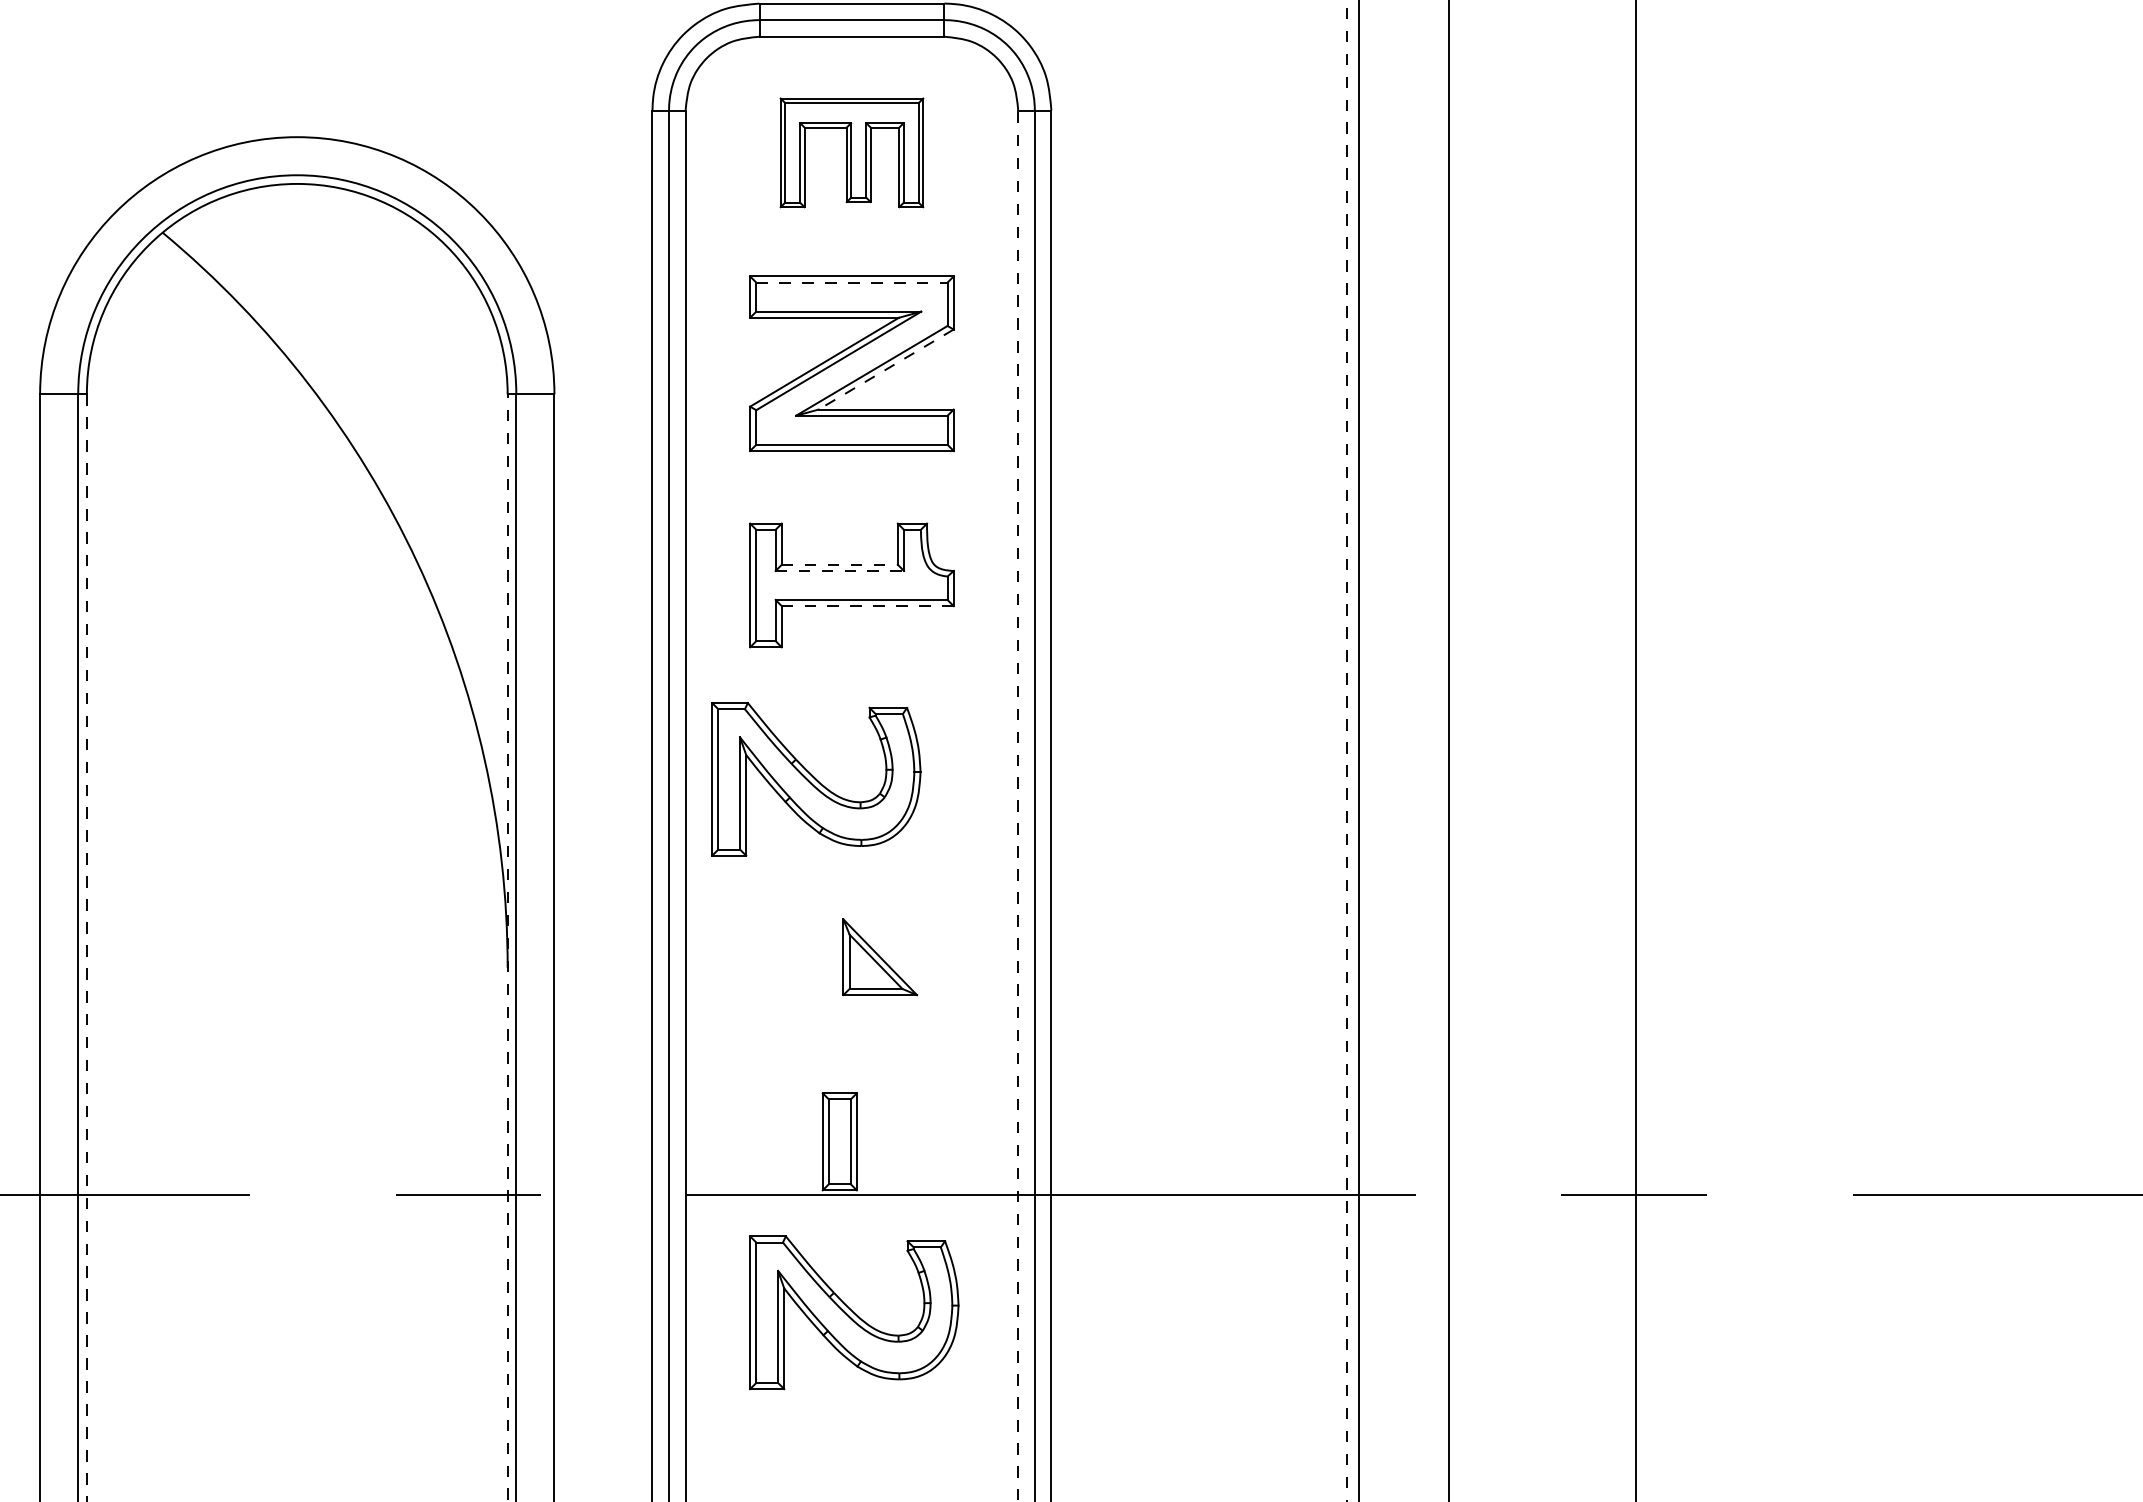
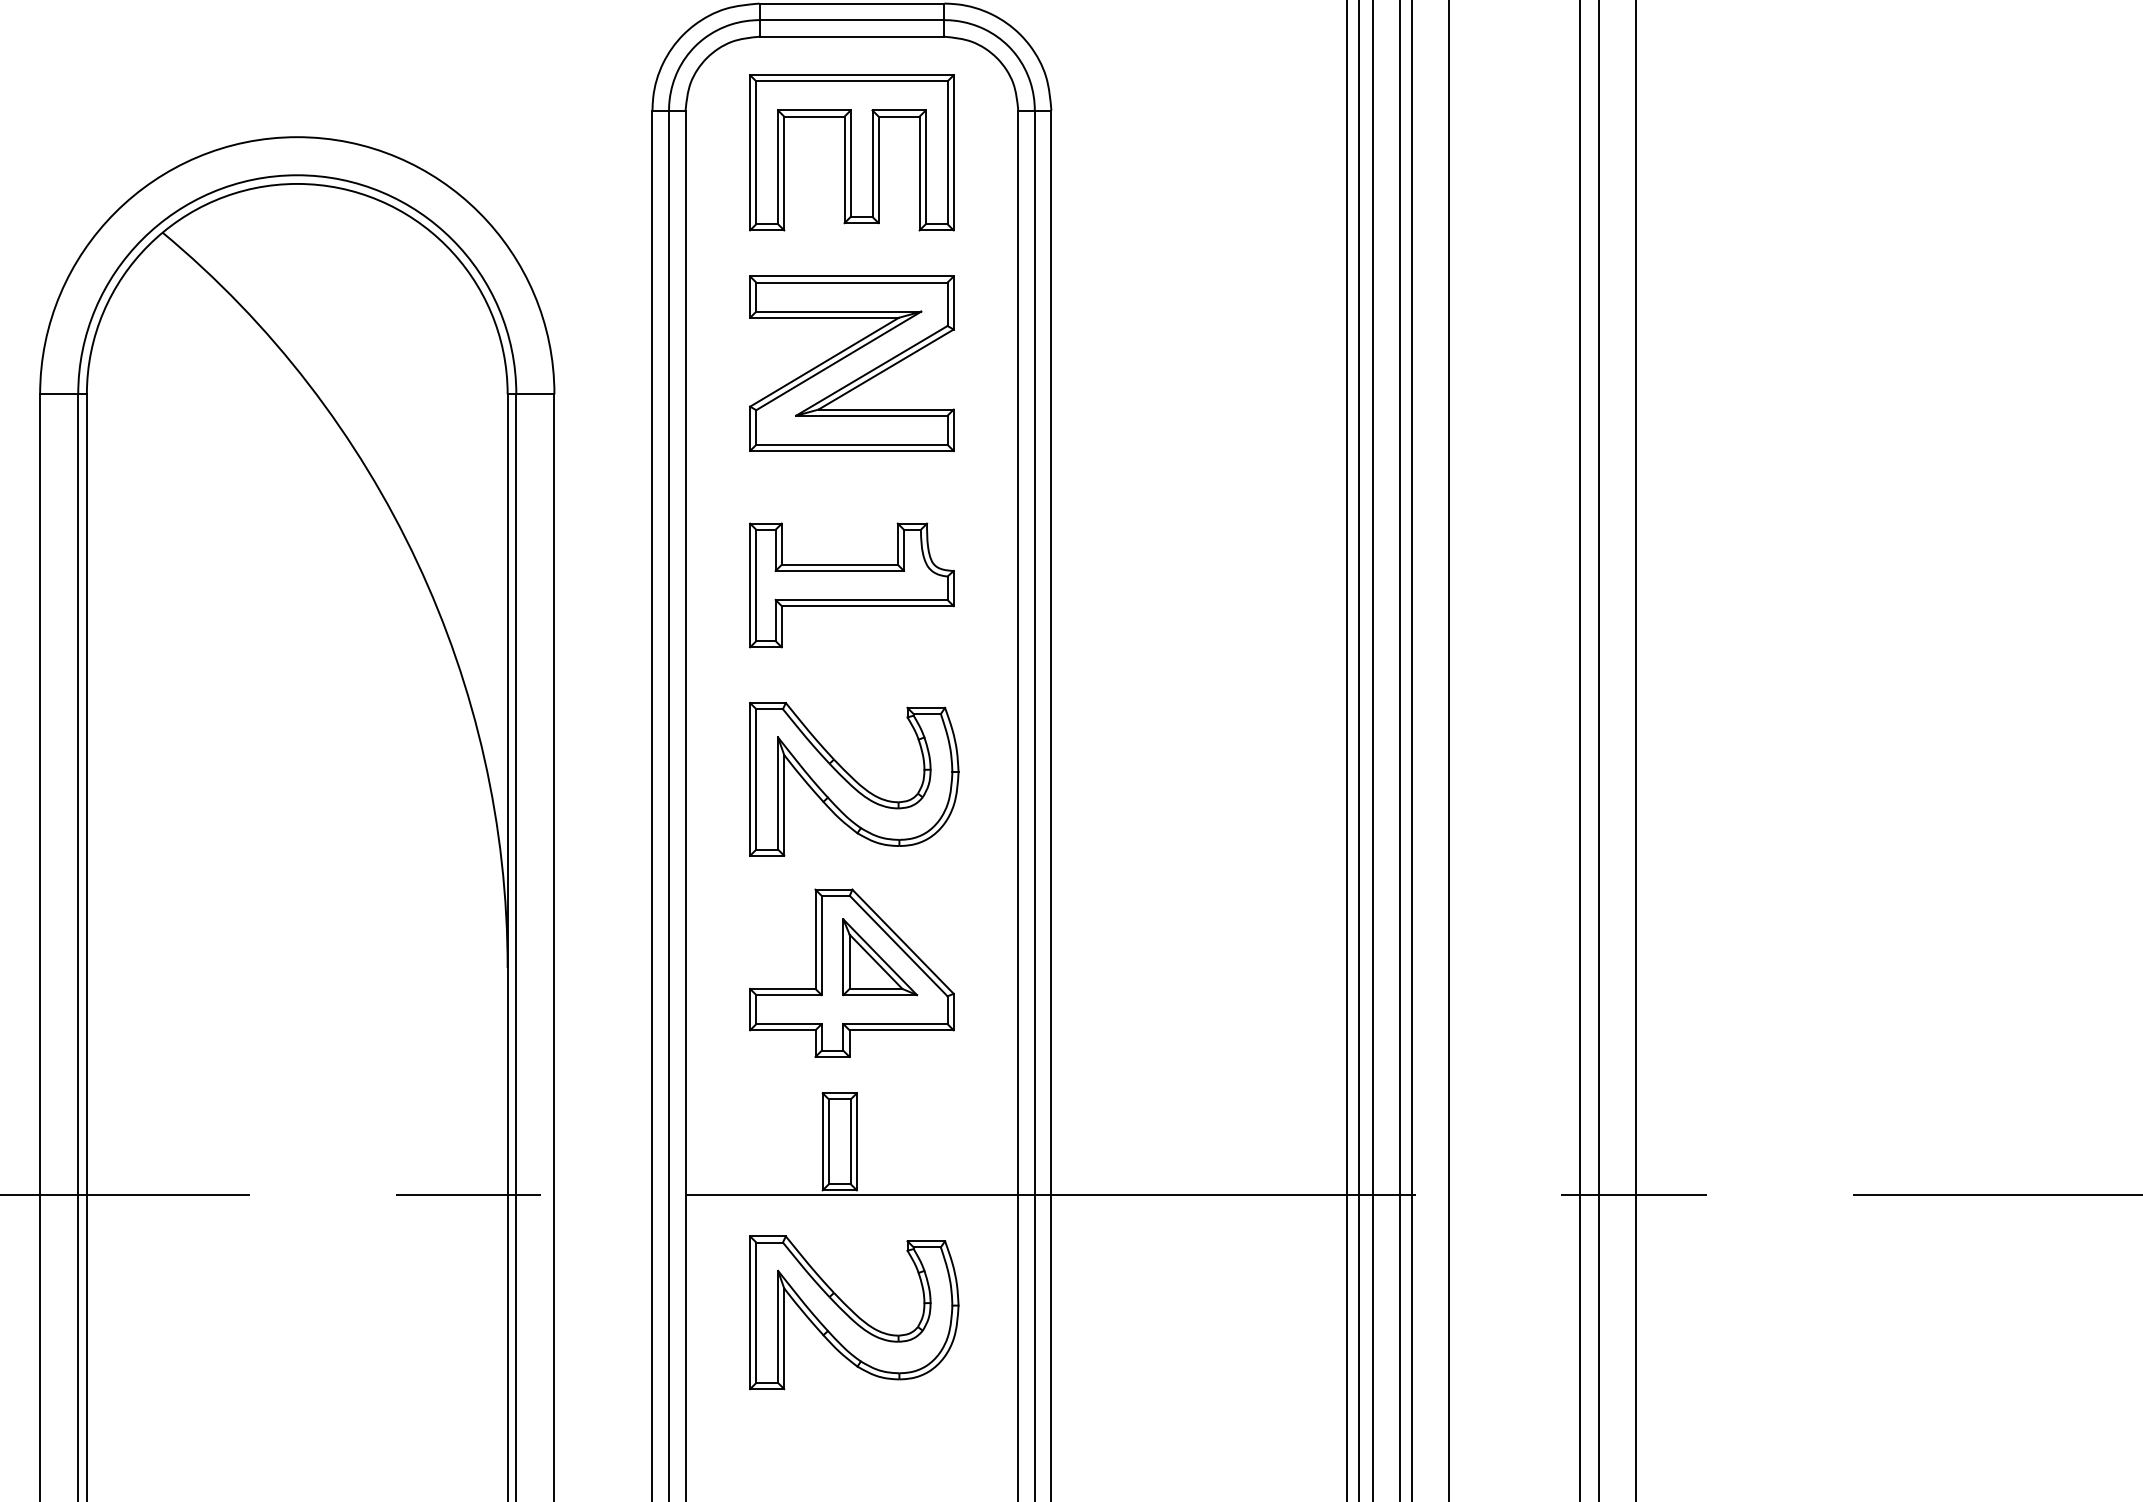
part size: 146x112 px -> 206x158 px (851, 152)
line: dashed -> solid (851, 282)
line: dashed -> solid (886, 369)
line: dashed -> solid (840, 564)
line: dashed -> solid (840, 570)
line: dashed -> solid (867, 606)
line: dashed -> solid (1347, 750)
line: none -> present (1372, 750)
line: none -> present (1399, 750)
line: none -> present (1412, 750)
line: none -> present (1579, 750)
line: none -> present (1598, 750)
part position: (816, 779) -> (854, 779) (854, 779)
line: dashed -> solid (1018, 805)
line: dashed -> solid (507, 947)
line: dashed -> solid (86, 948)
part: none -> present (851, 972)
